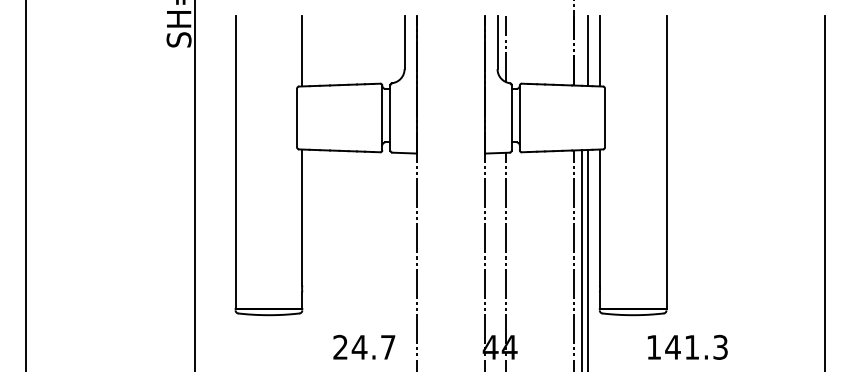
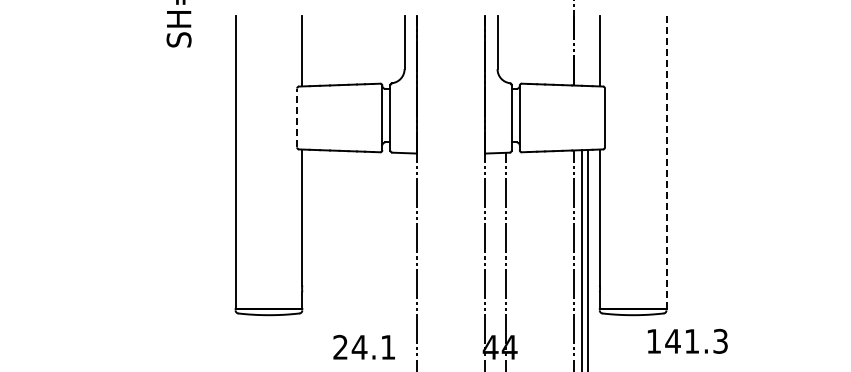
line: present -> none (505, 48)
line: present -> none (588, 51)
line: solid -> dashed (297, 117)
line: solid -> dashed (666, 162)
line: present -> none (25, 185)
line: present -> none (195, 185)
line: present -> none (825, 192)
text position: (687, 346) -> (687, 340) (687, 340)
text: 24.7 -> 24.1 (388, 347)
